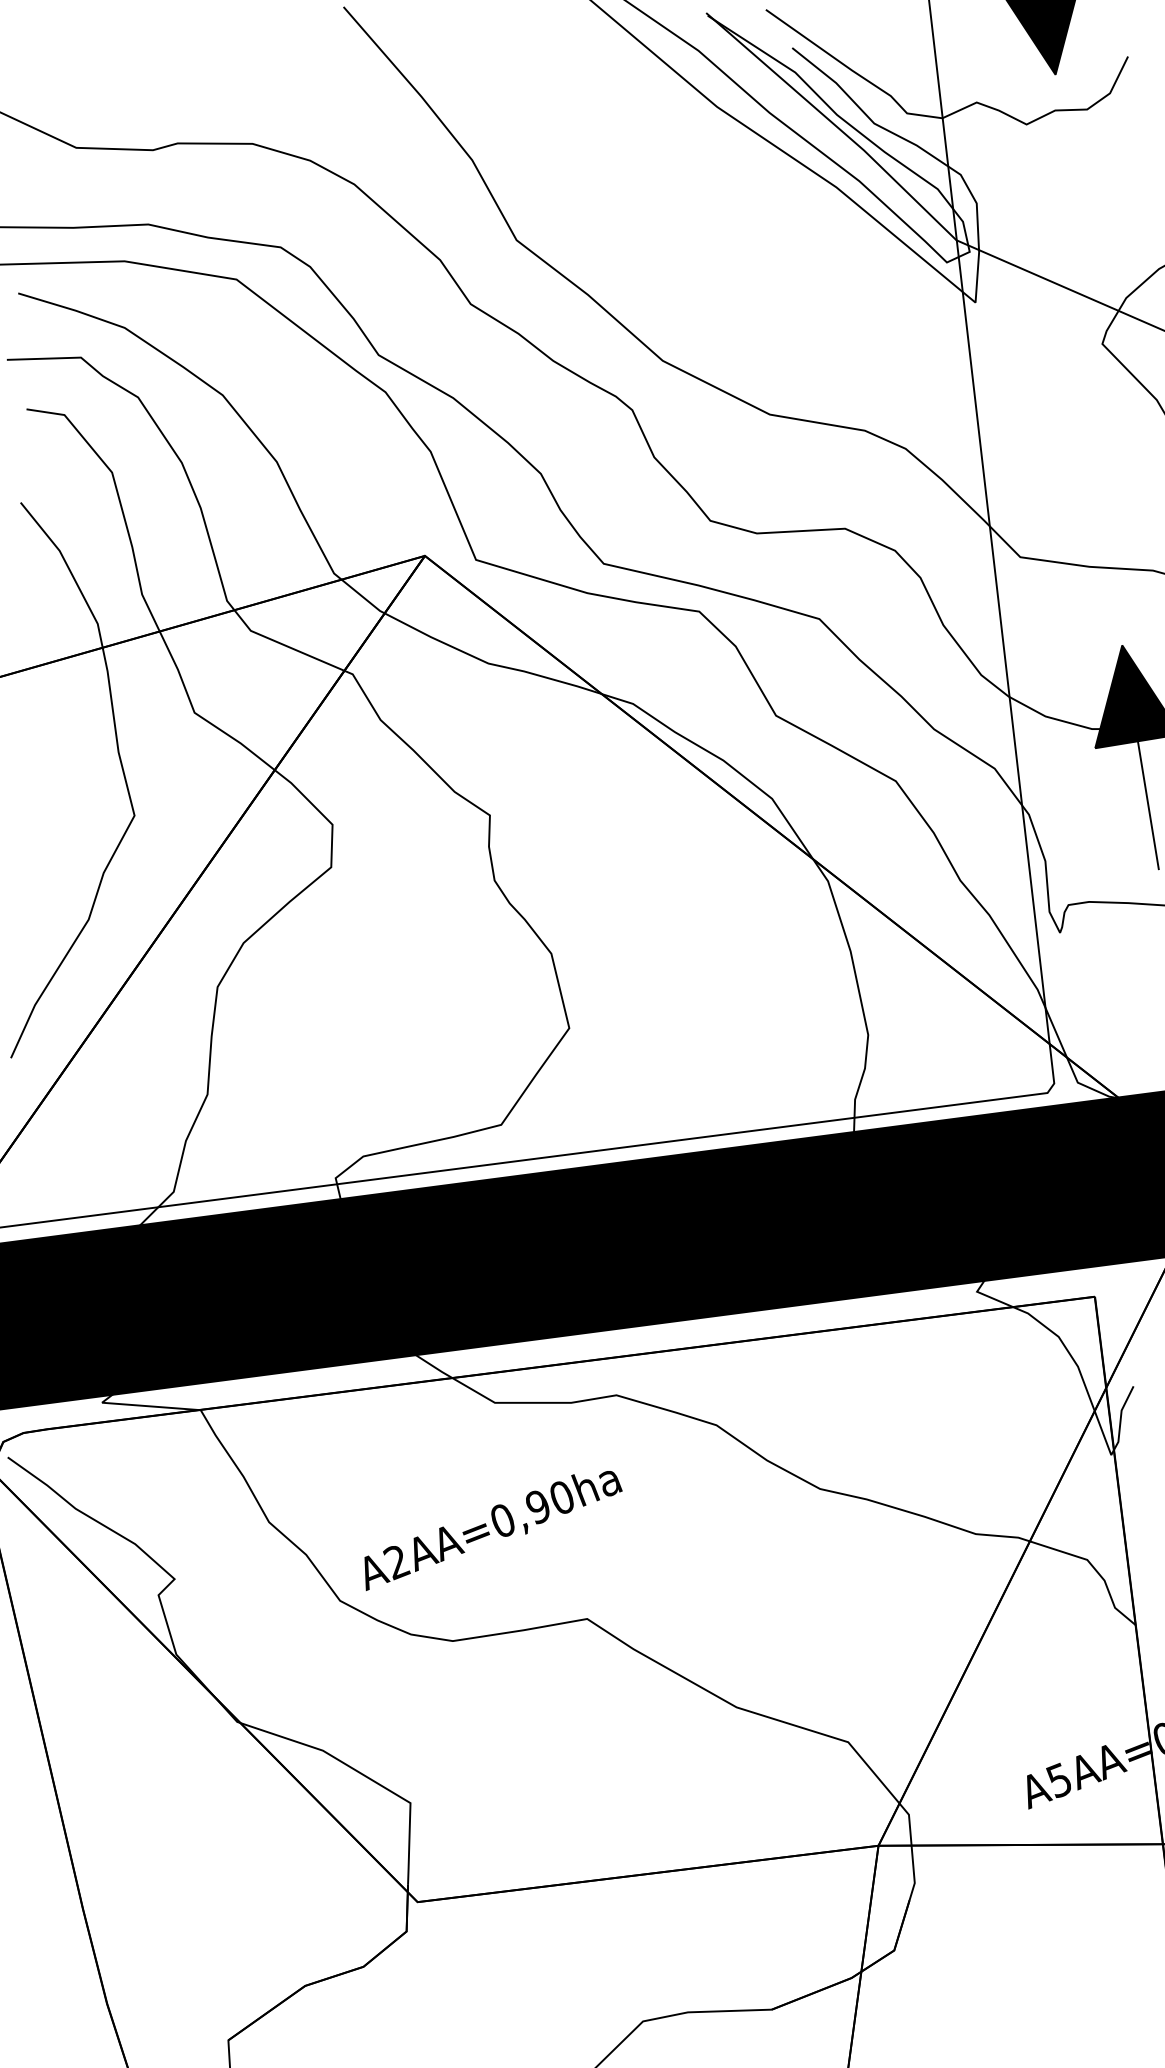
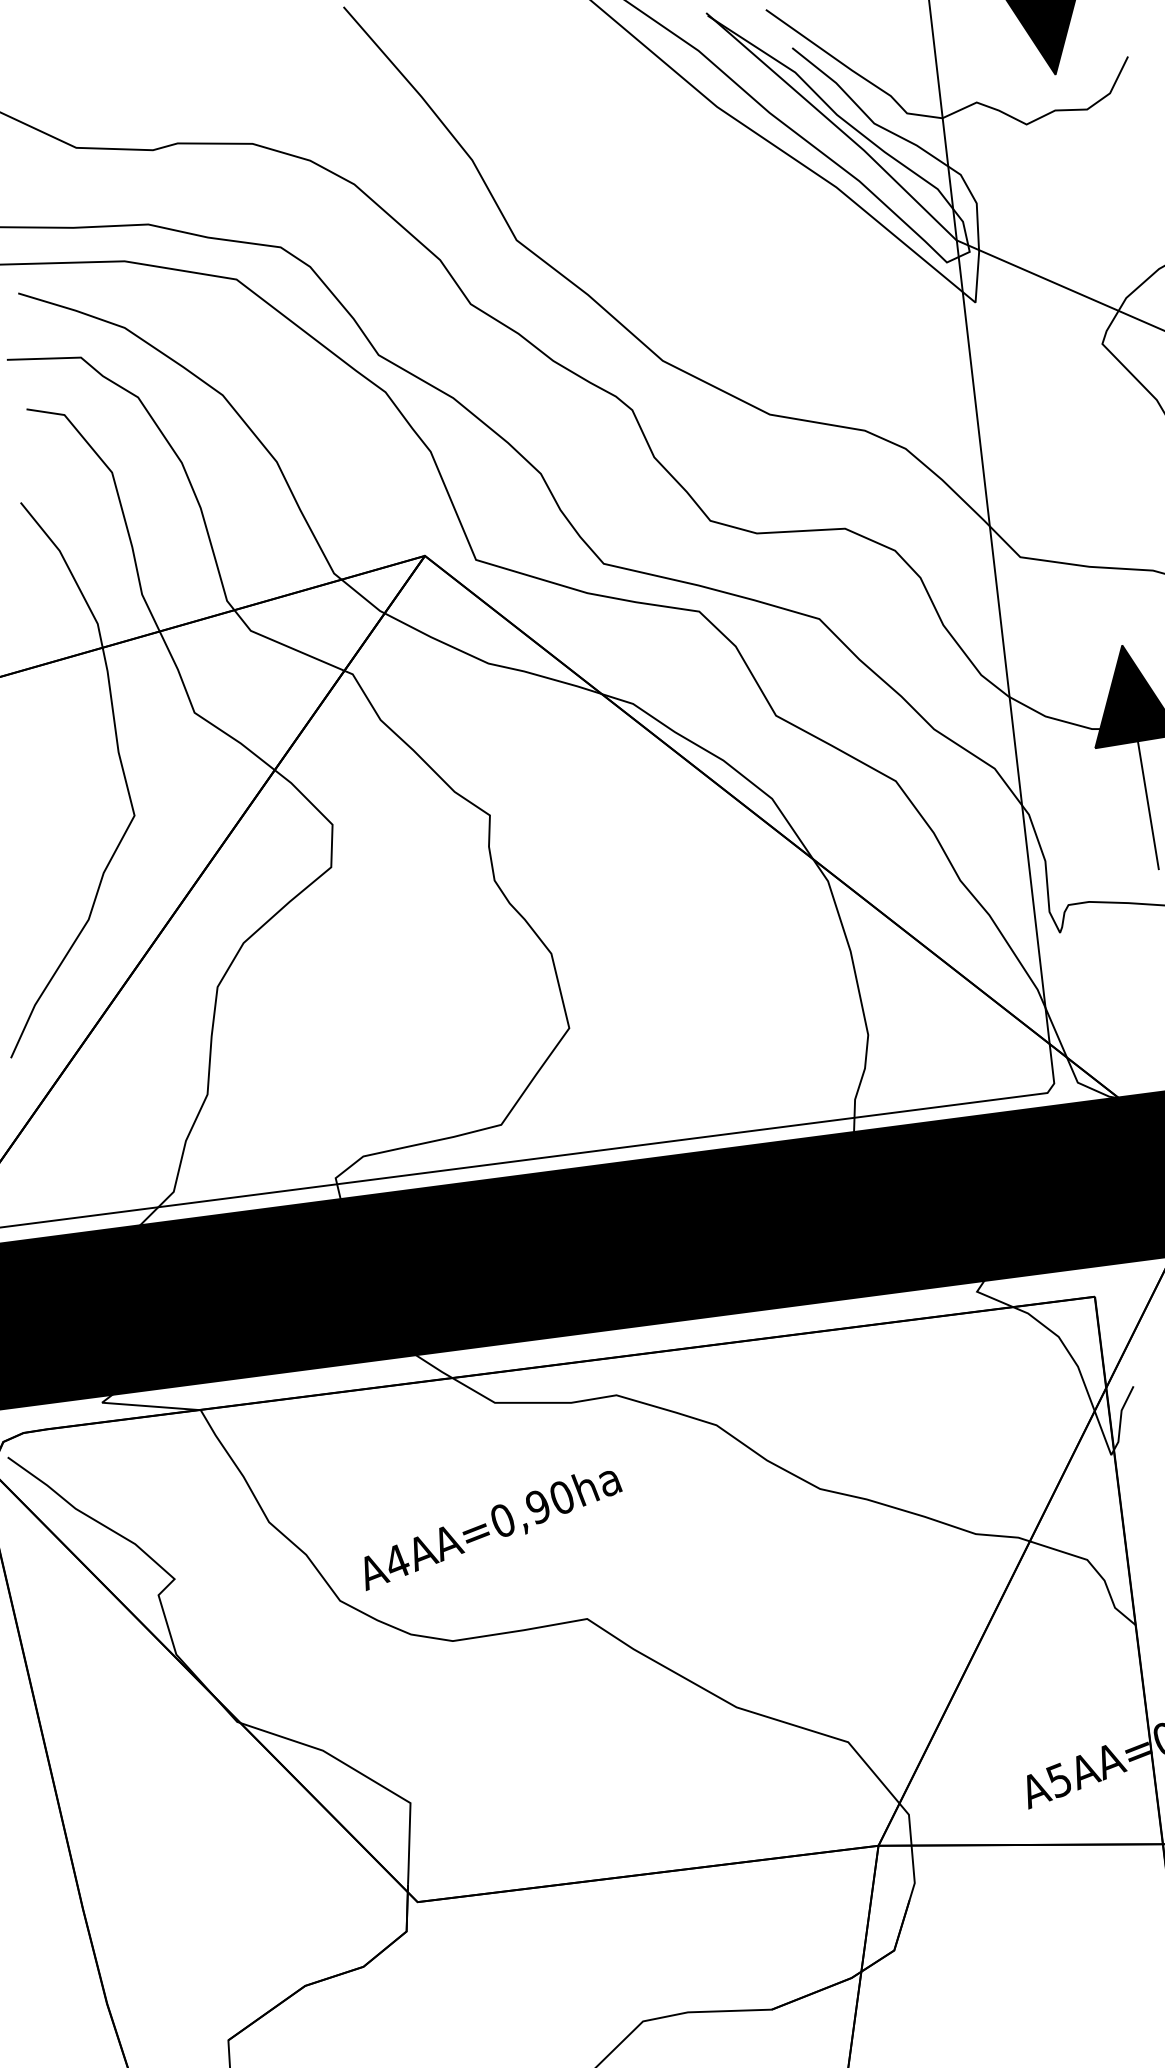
text: A2AA=0,90ha -> A4AA=0,90ha (396, 1562)
